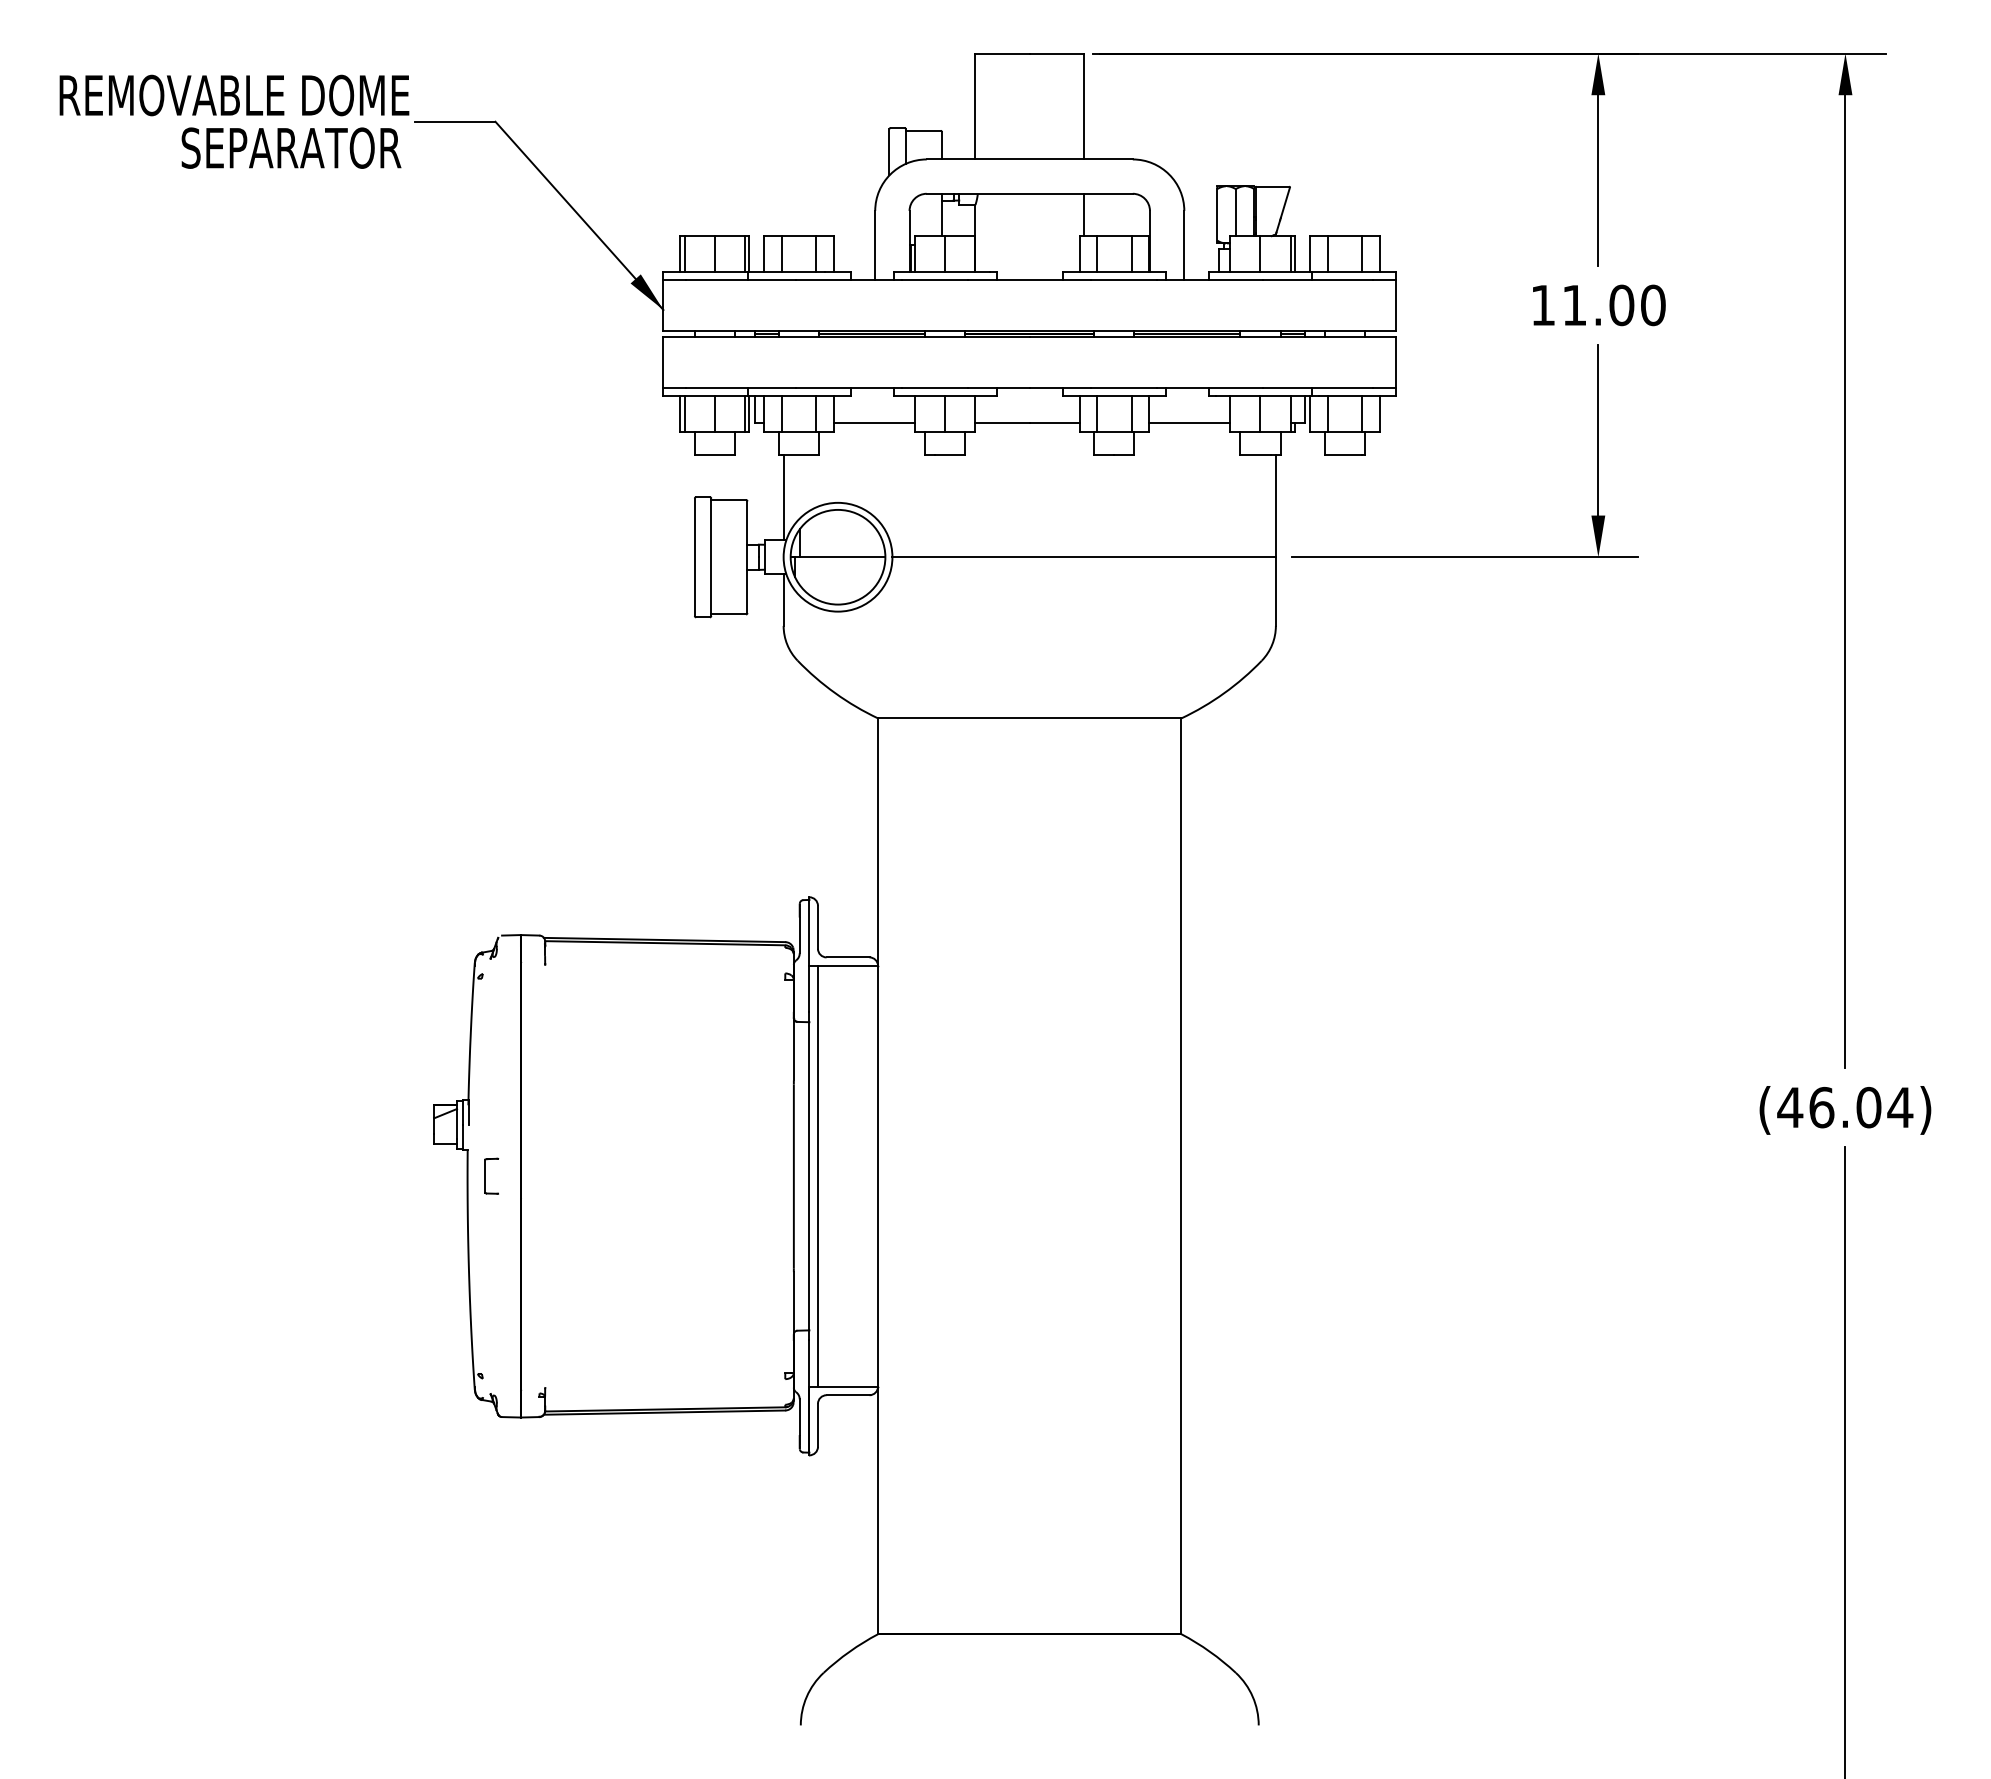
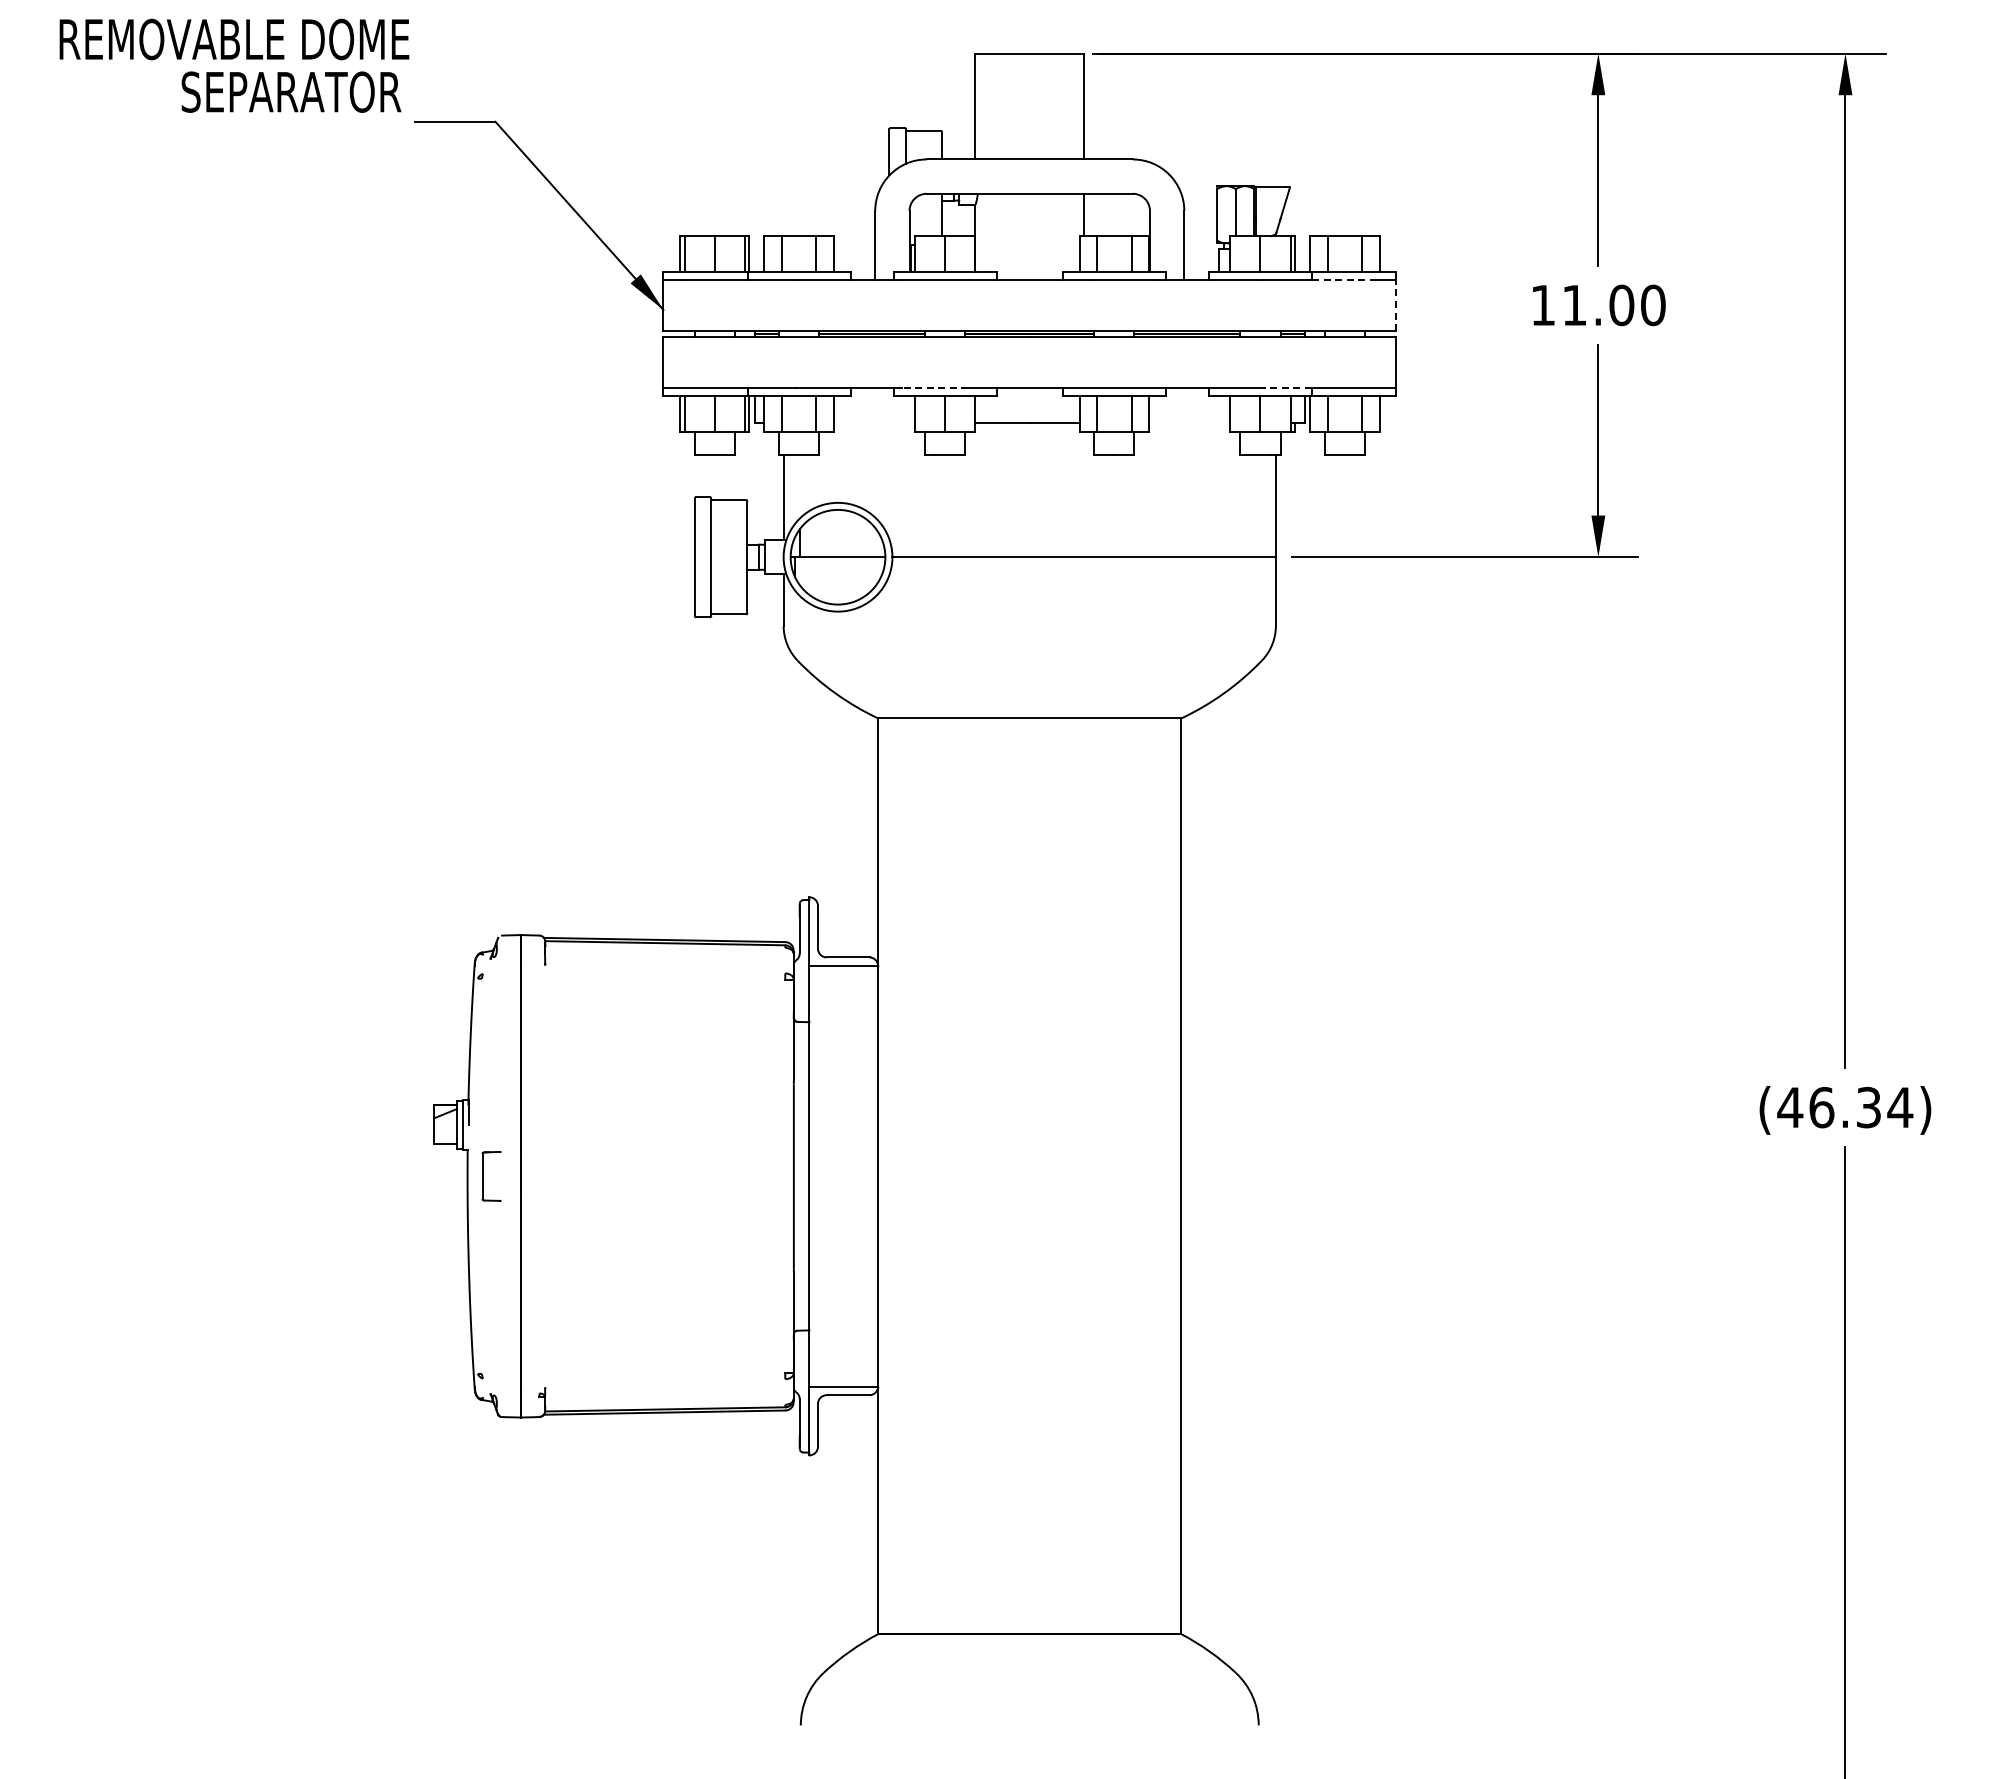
text position: (234, 121) -> (234, 65) (234, 65)
line: solid -> dashed (1342, 279)
line: solid -> dashed (1396, 305)
line: solid -> dashed (934, 388)
line: solid -> dashed (1287, 388)
line: present -> none (874, 422)
line: present -> none (1189, 422)
text: (46.04) -> (46.34) (1868, 1107)
part size: 16x38 px -> 21x51 px (491, 1176)
line: present -> none (817, 1175)
